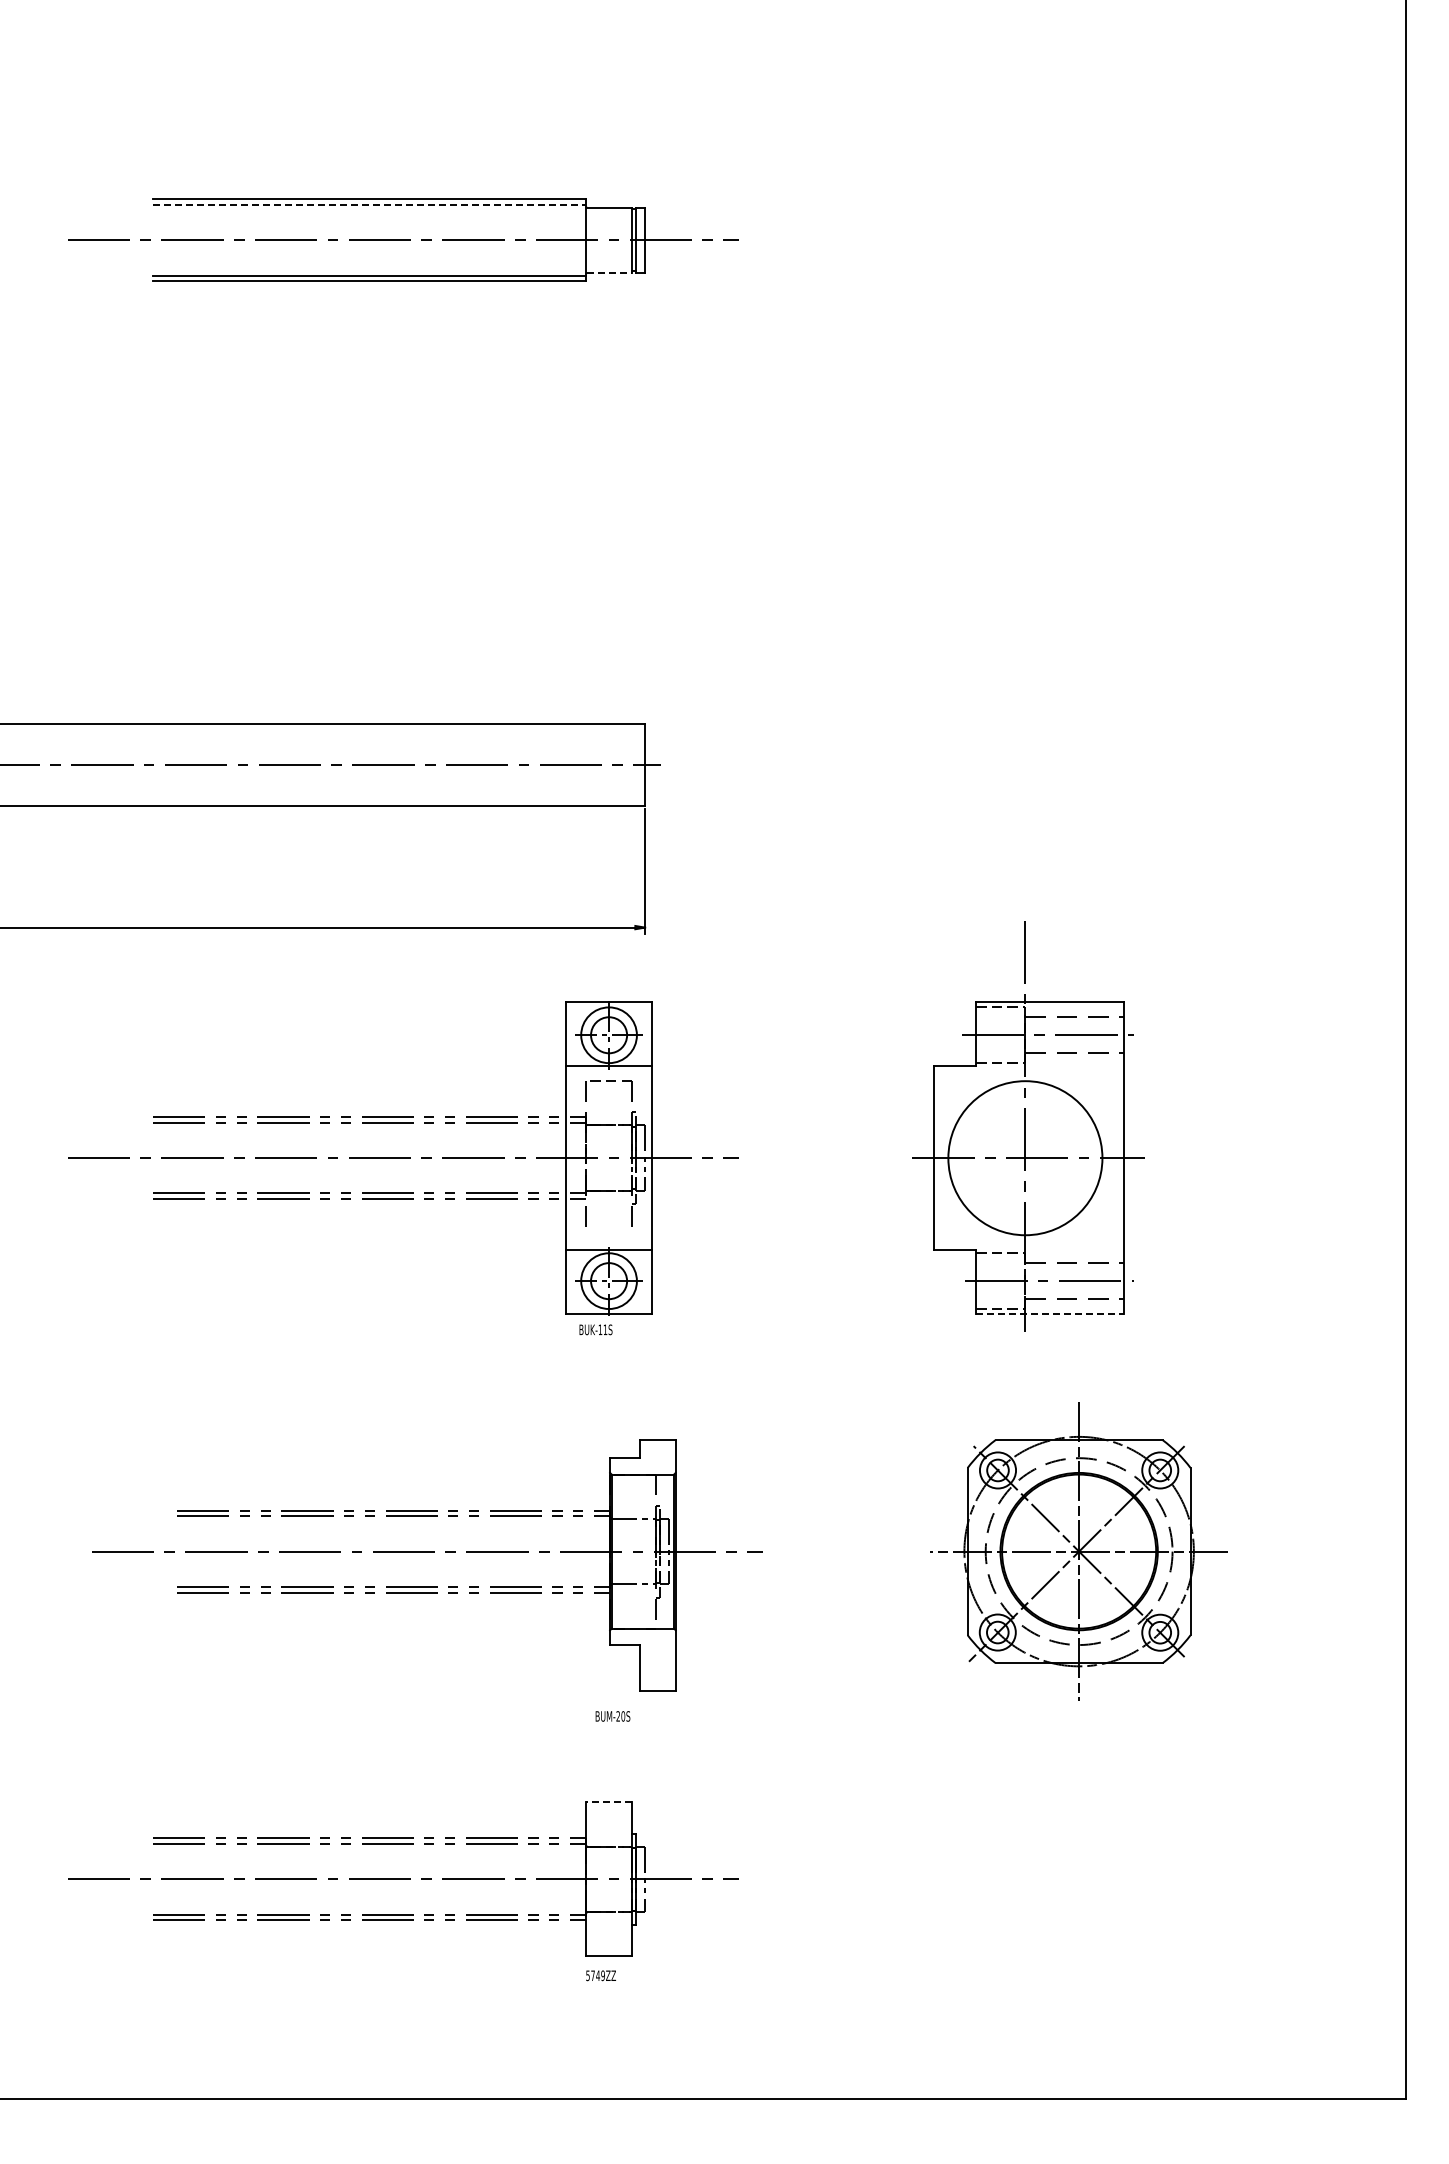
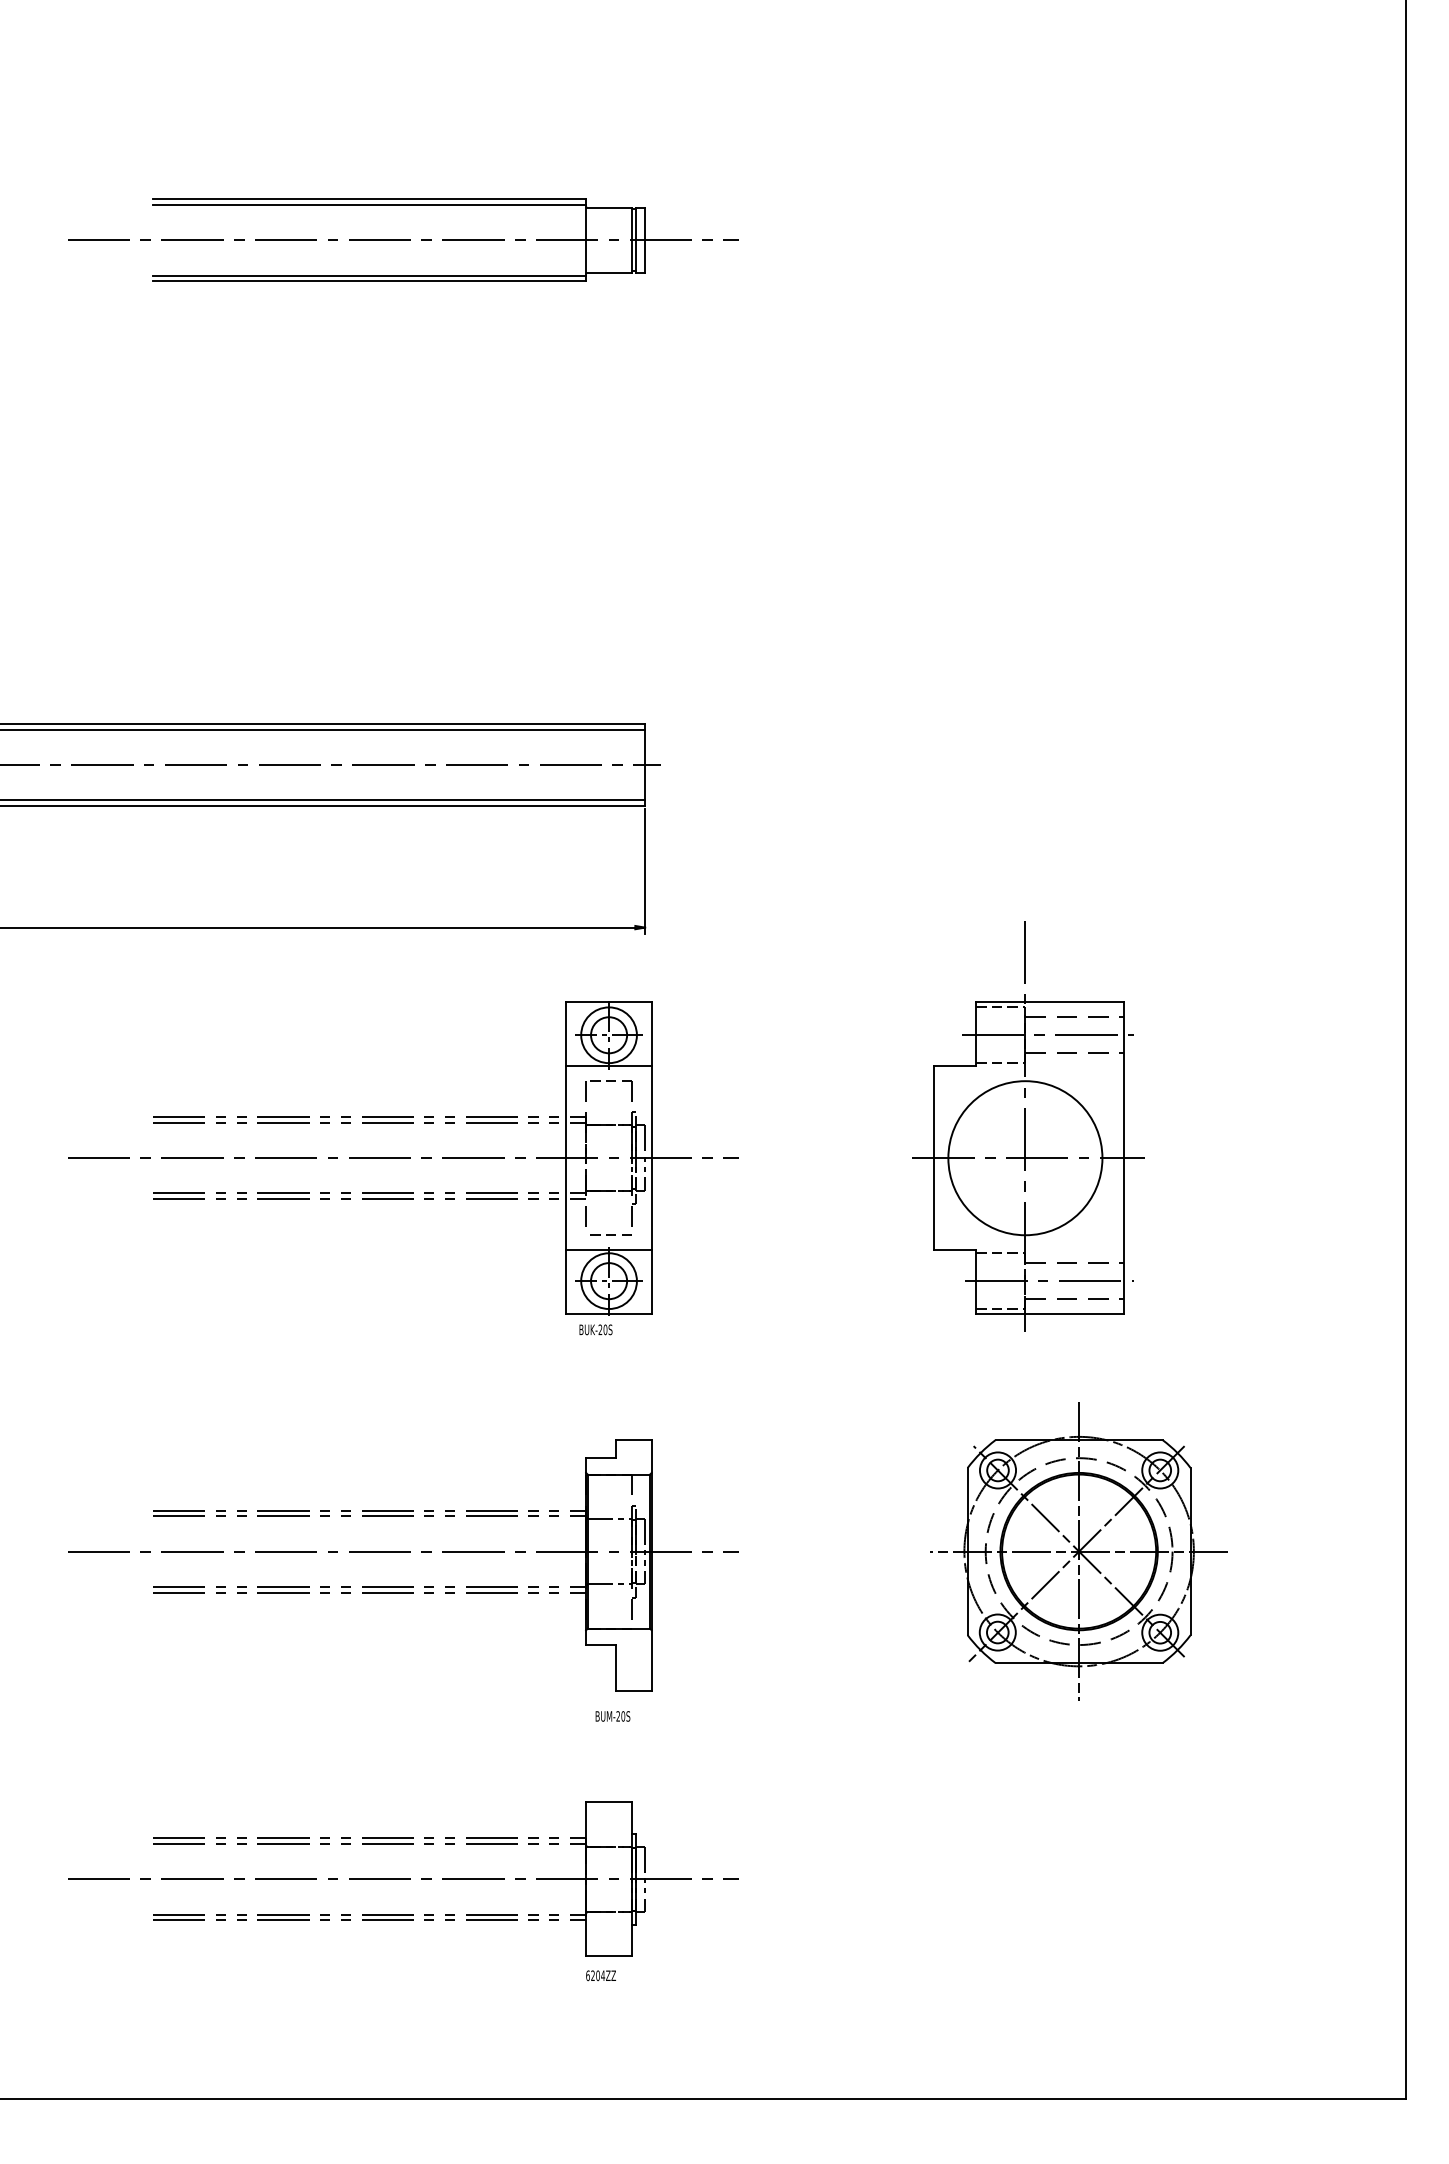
line: dashed -> solid (370, 205)
line: dashed -> solid (610, 273)
line: none -> present (323, 729)
line: none -> present (323, 800)
line: none -> present (610, 1234)
line: dashed -> solid (1049, 1313)
text: BUK-11S -> BUK-20S (602, 1329)
part position: (427, 1552) -> (403, 1552) (403, 1552)
line: dashed -> solid (609, 1802)
text: 5749ZZ -> 6204ZZ (595, 1975)
